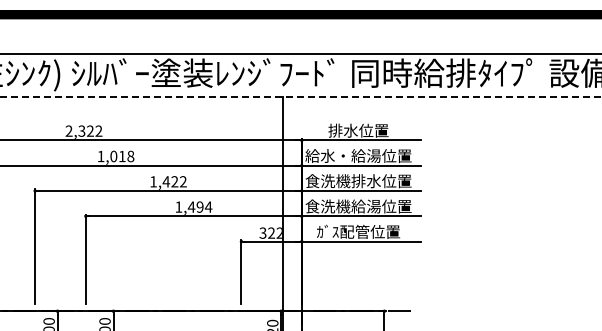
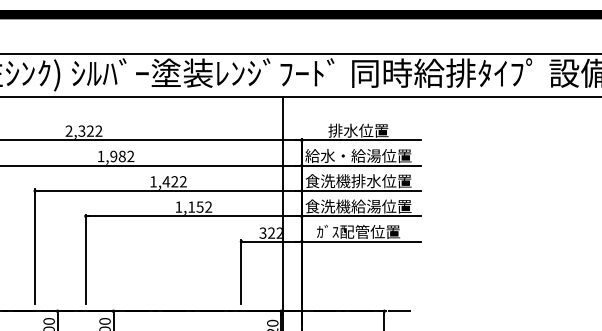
line: dashed -> solid (301, 96)
text: 1,018 -> 1,982 (122, 156)
text: 1,494 -> 1,152 (199, 206)
